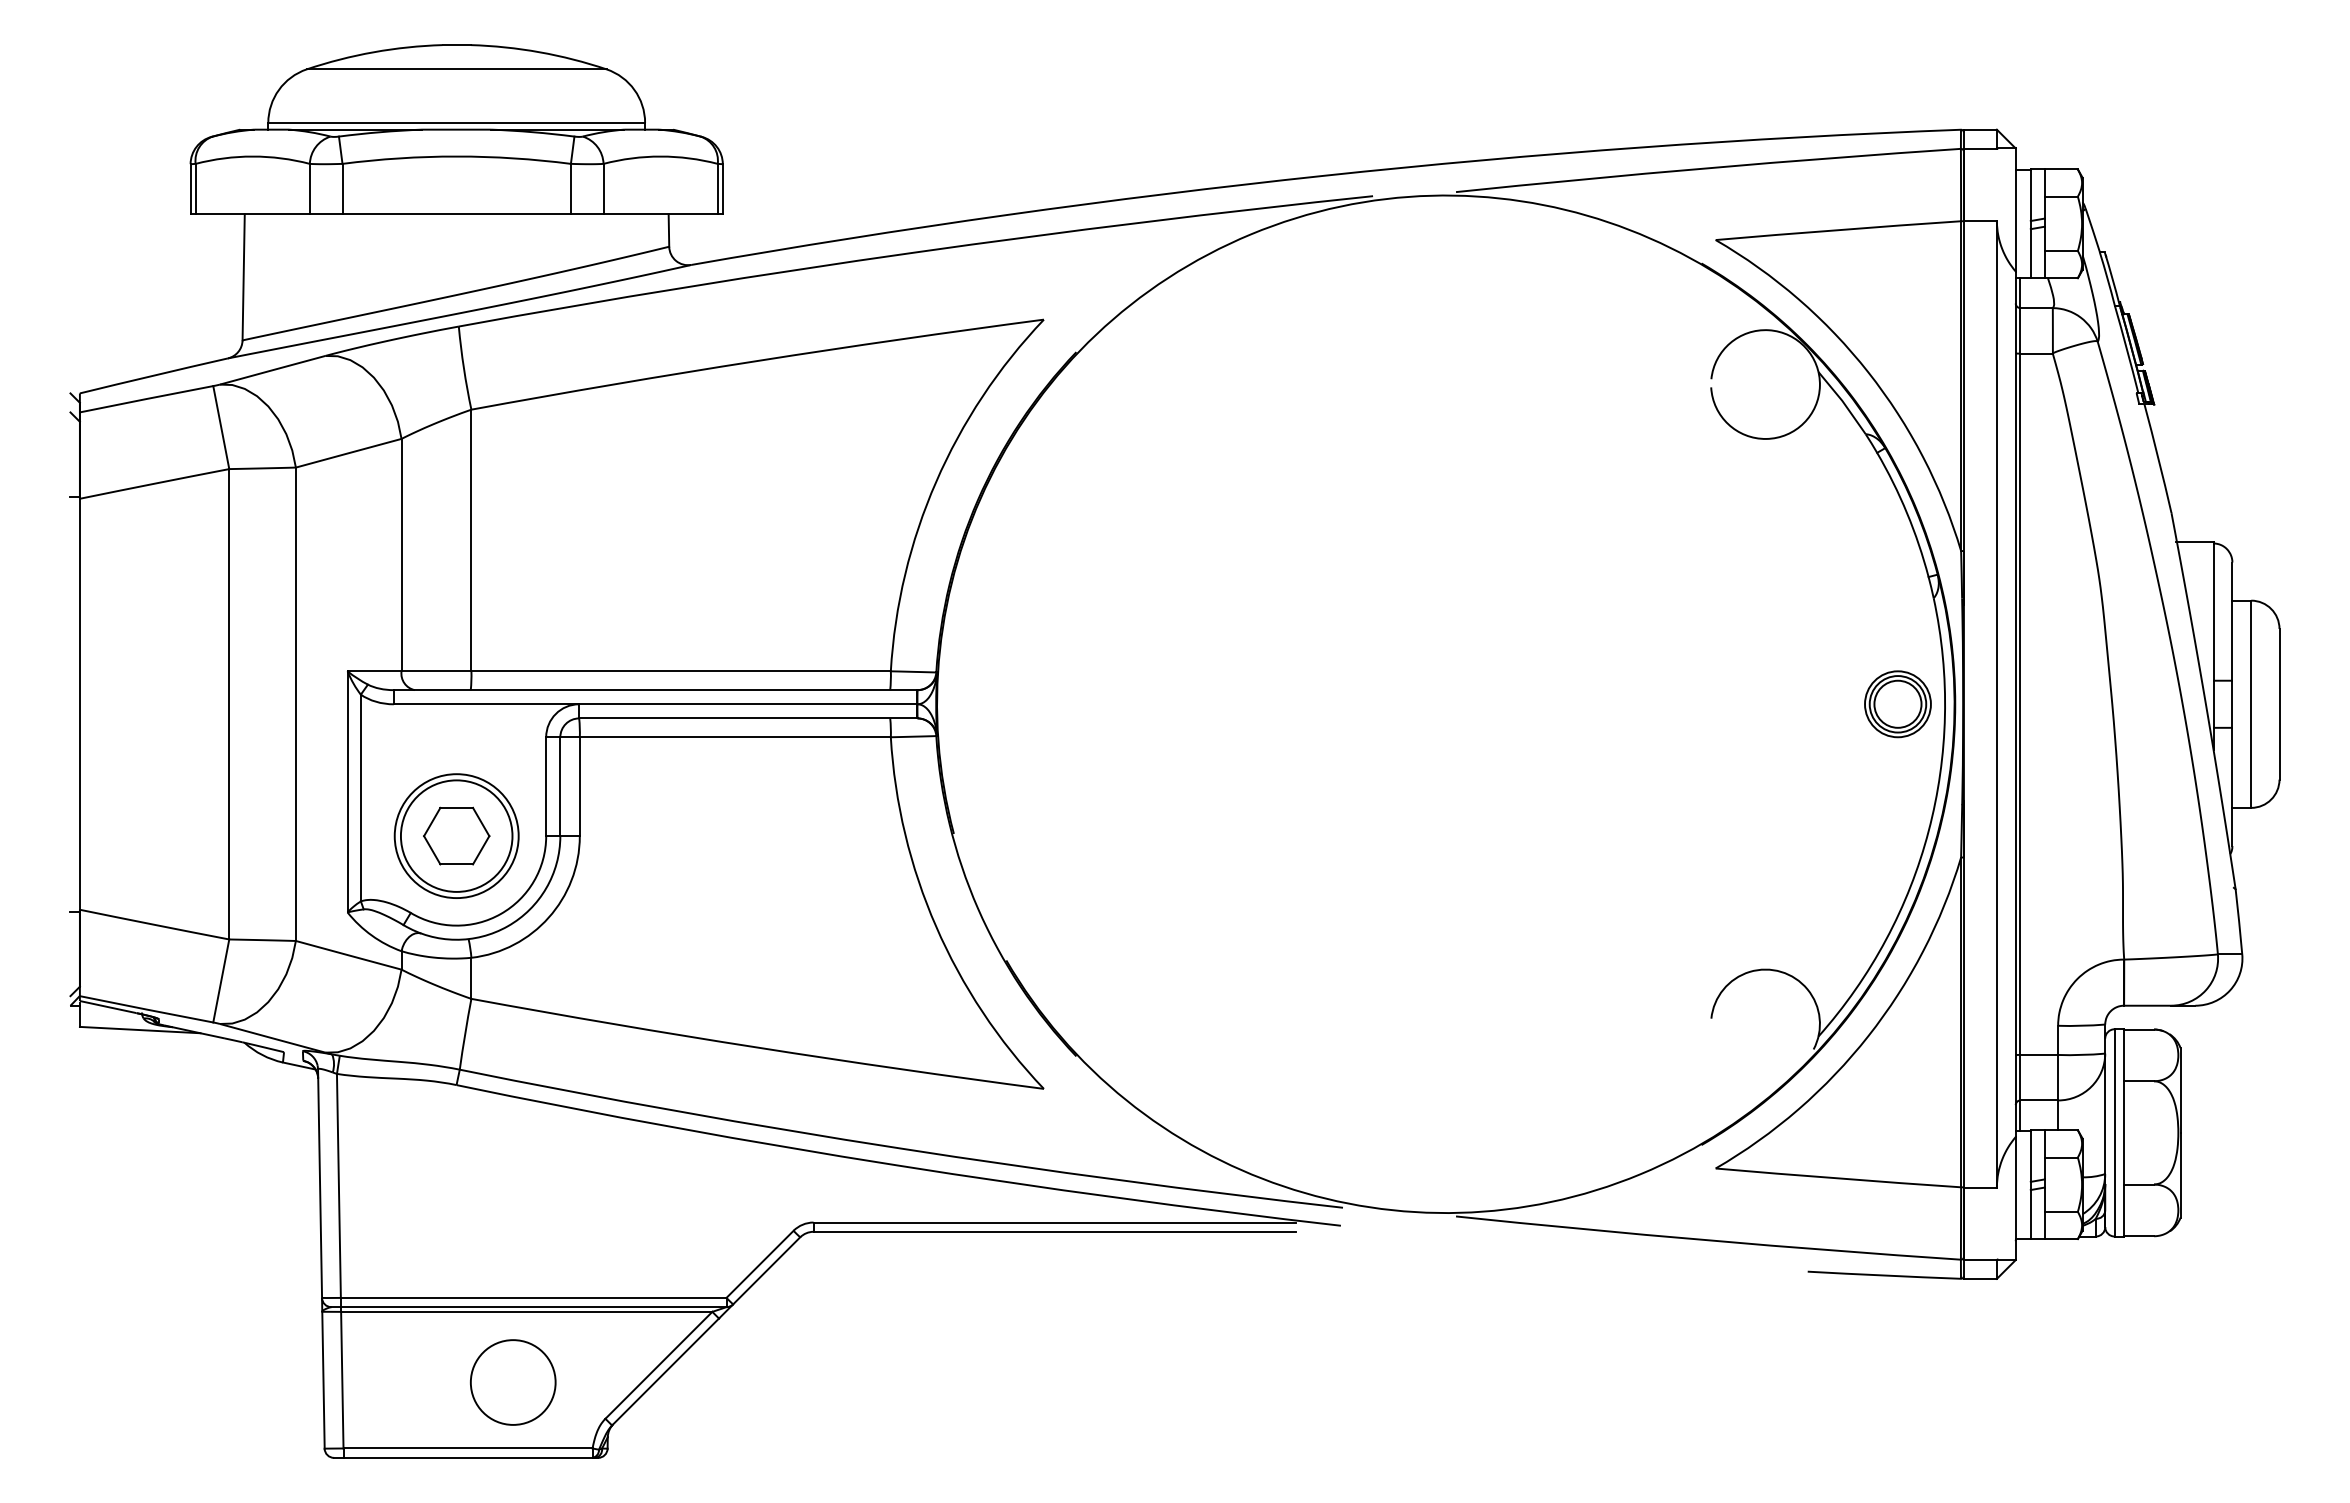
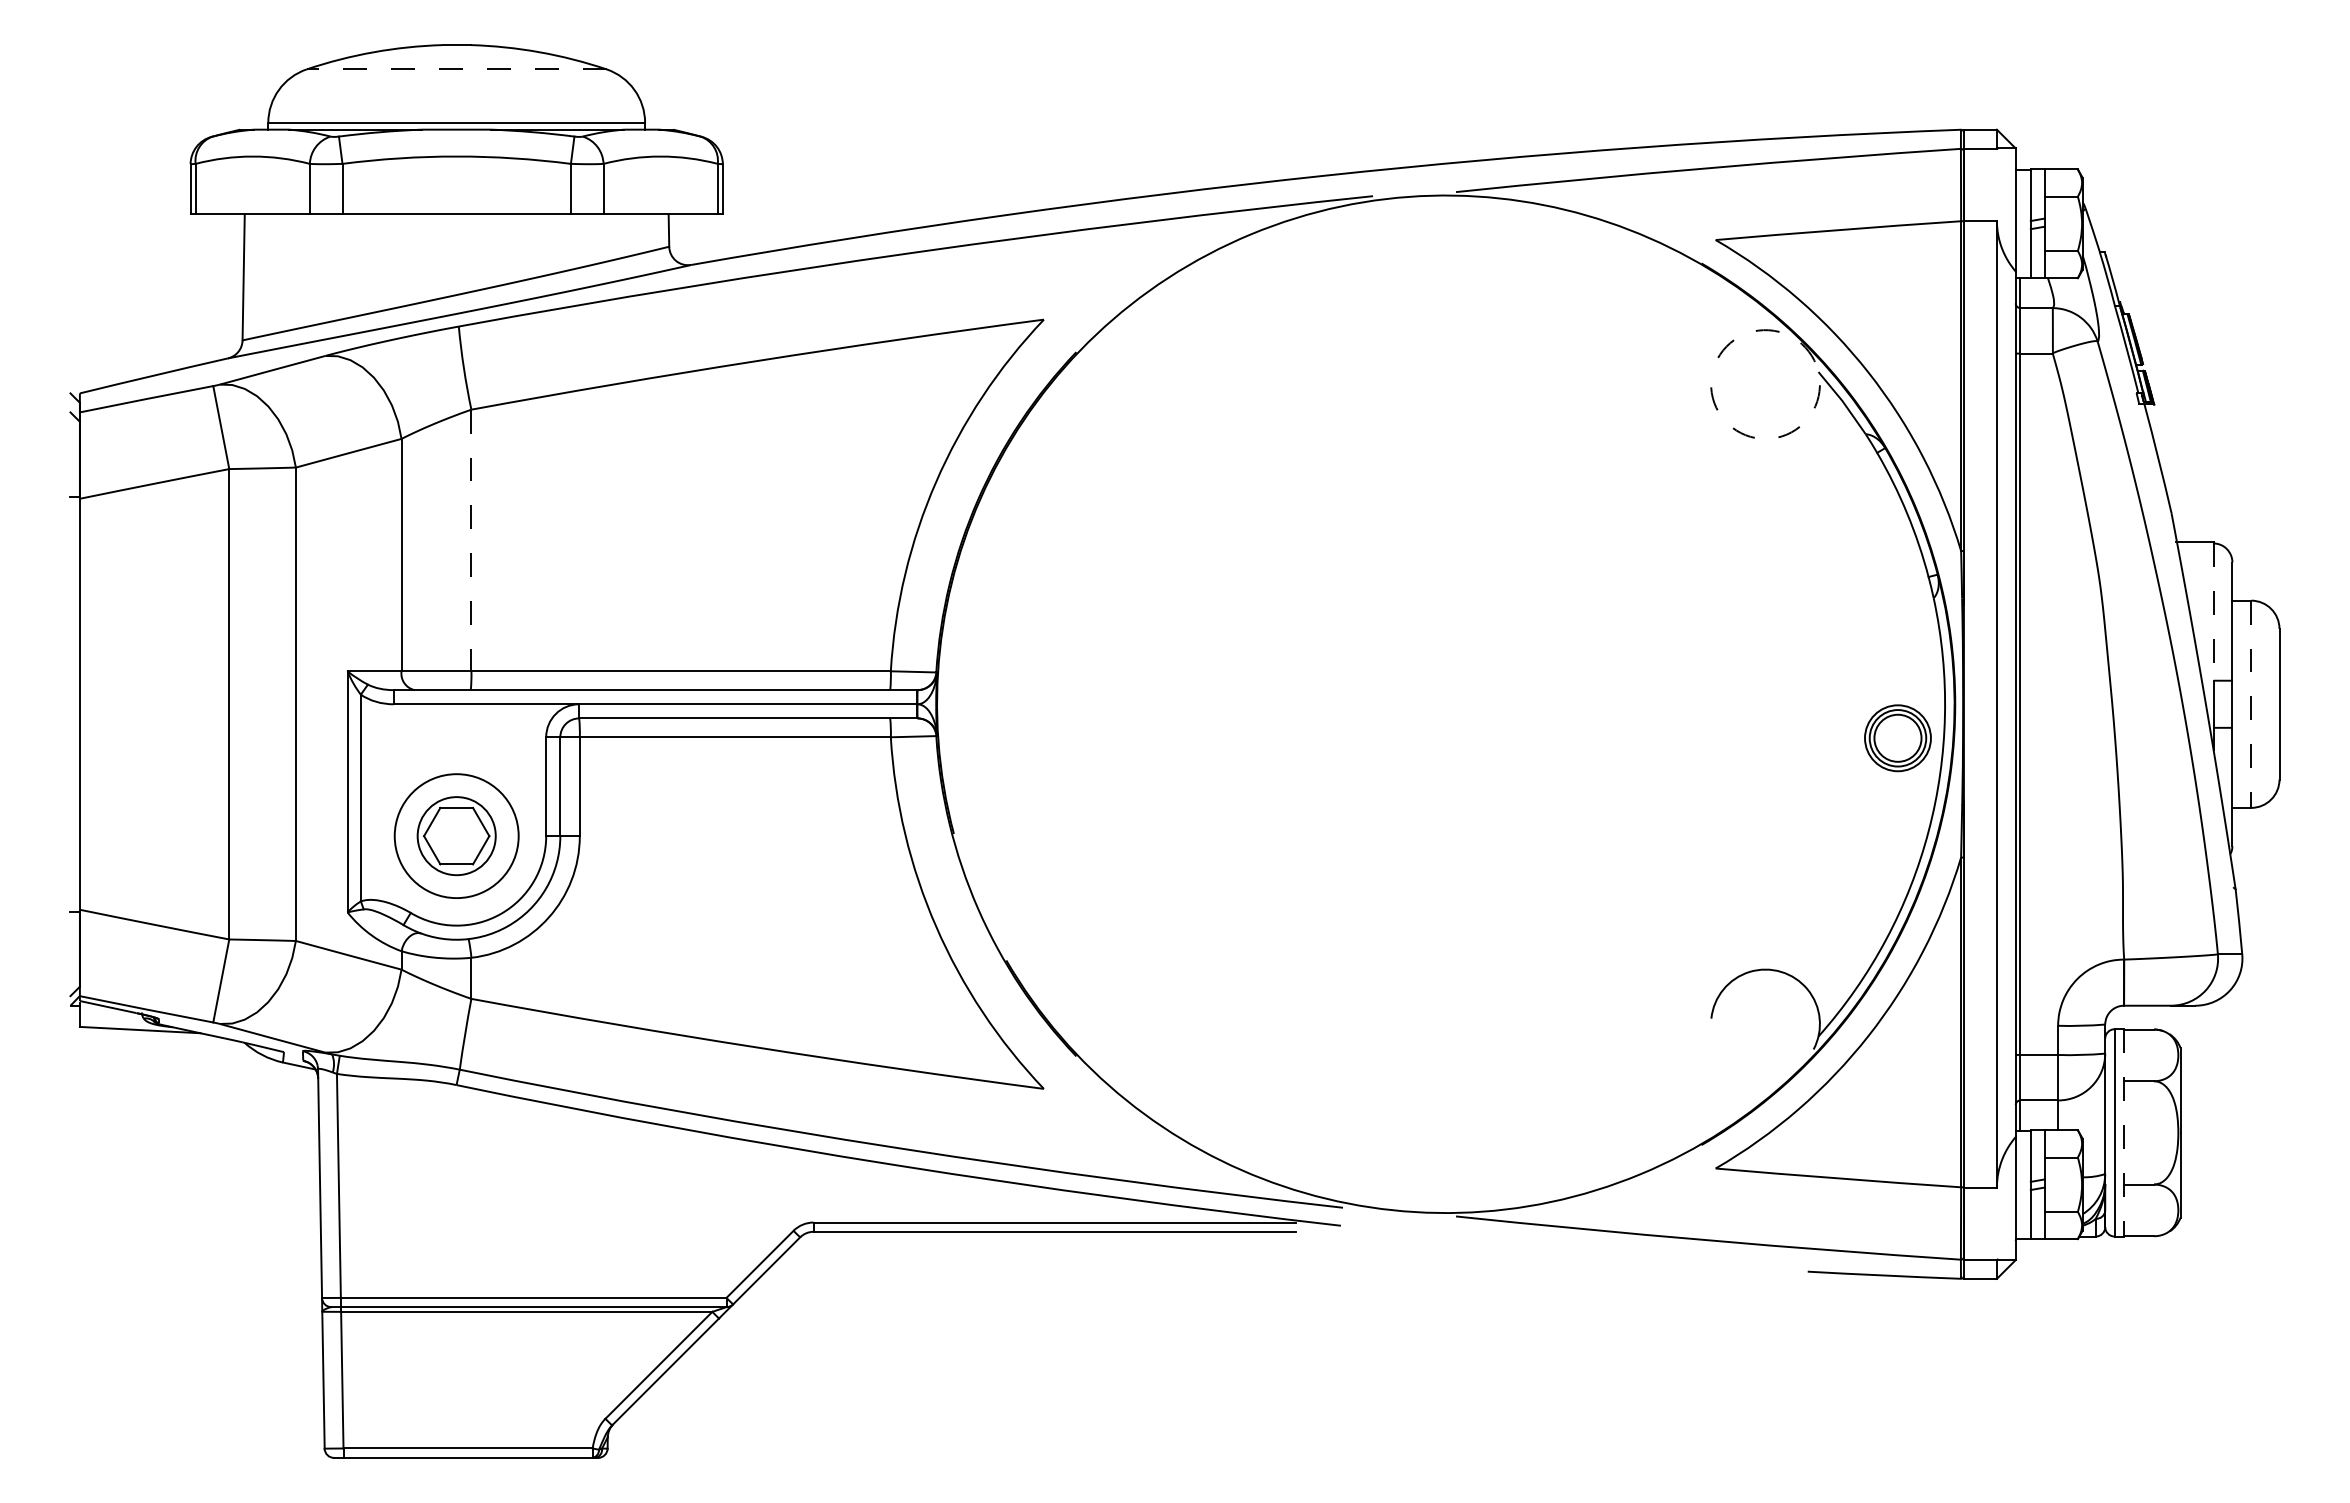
line: solid -> dashed (456, 69)
arc: solid -> dashed (1819, 385)
line: solid -> dashed (471, 540)
line: solid -> dashed (2213, 612)
part position: (1897, 704) -> (1897, 738) (1897, 738)
line: solid -> dashed (2251, 704)
circle diameter: 112 px -> 78 px (456, 836)
line: solid -> dashed (2124, 1132)
circle: present -> none (513, 1382)
